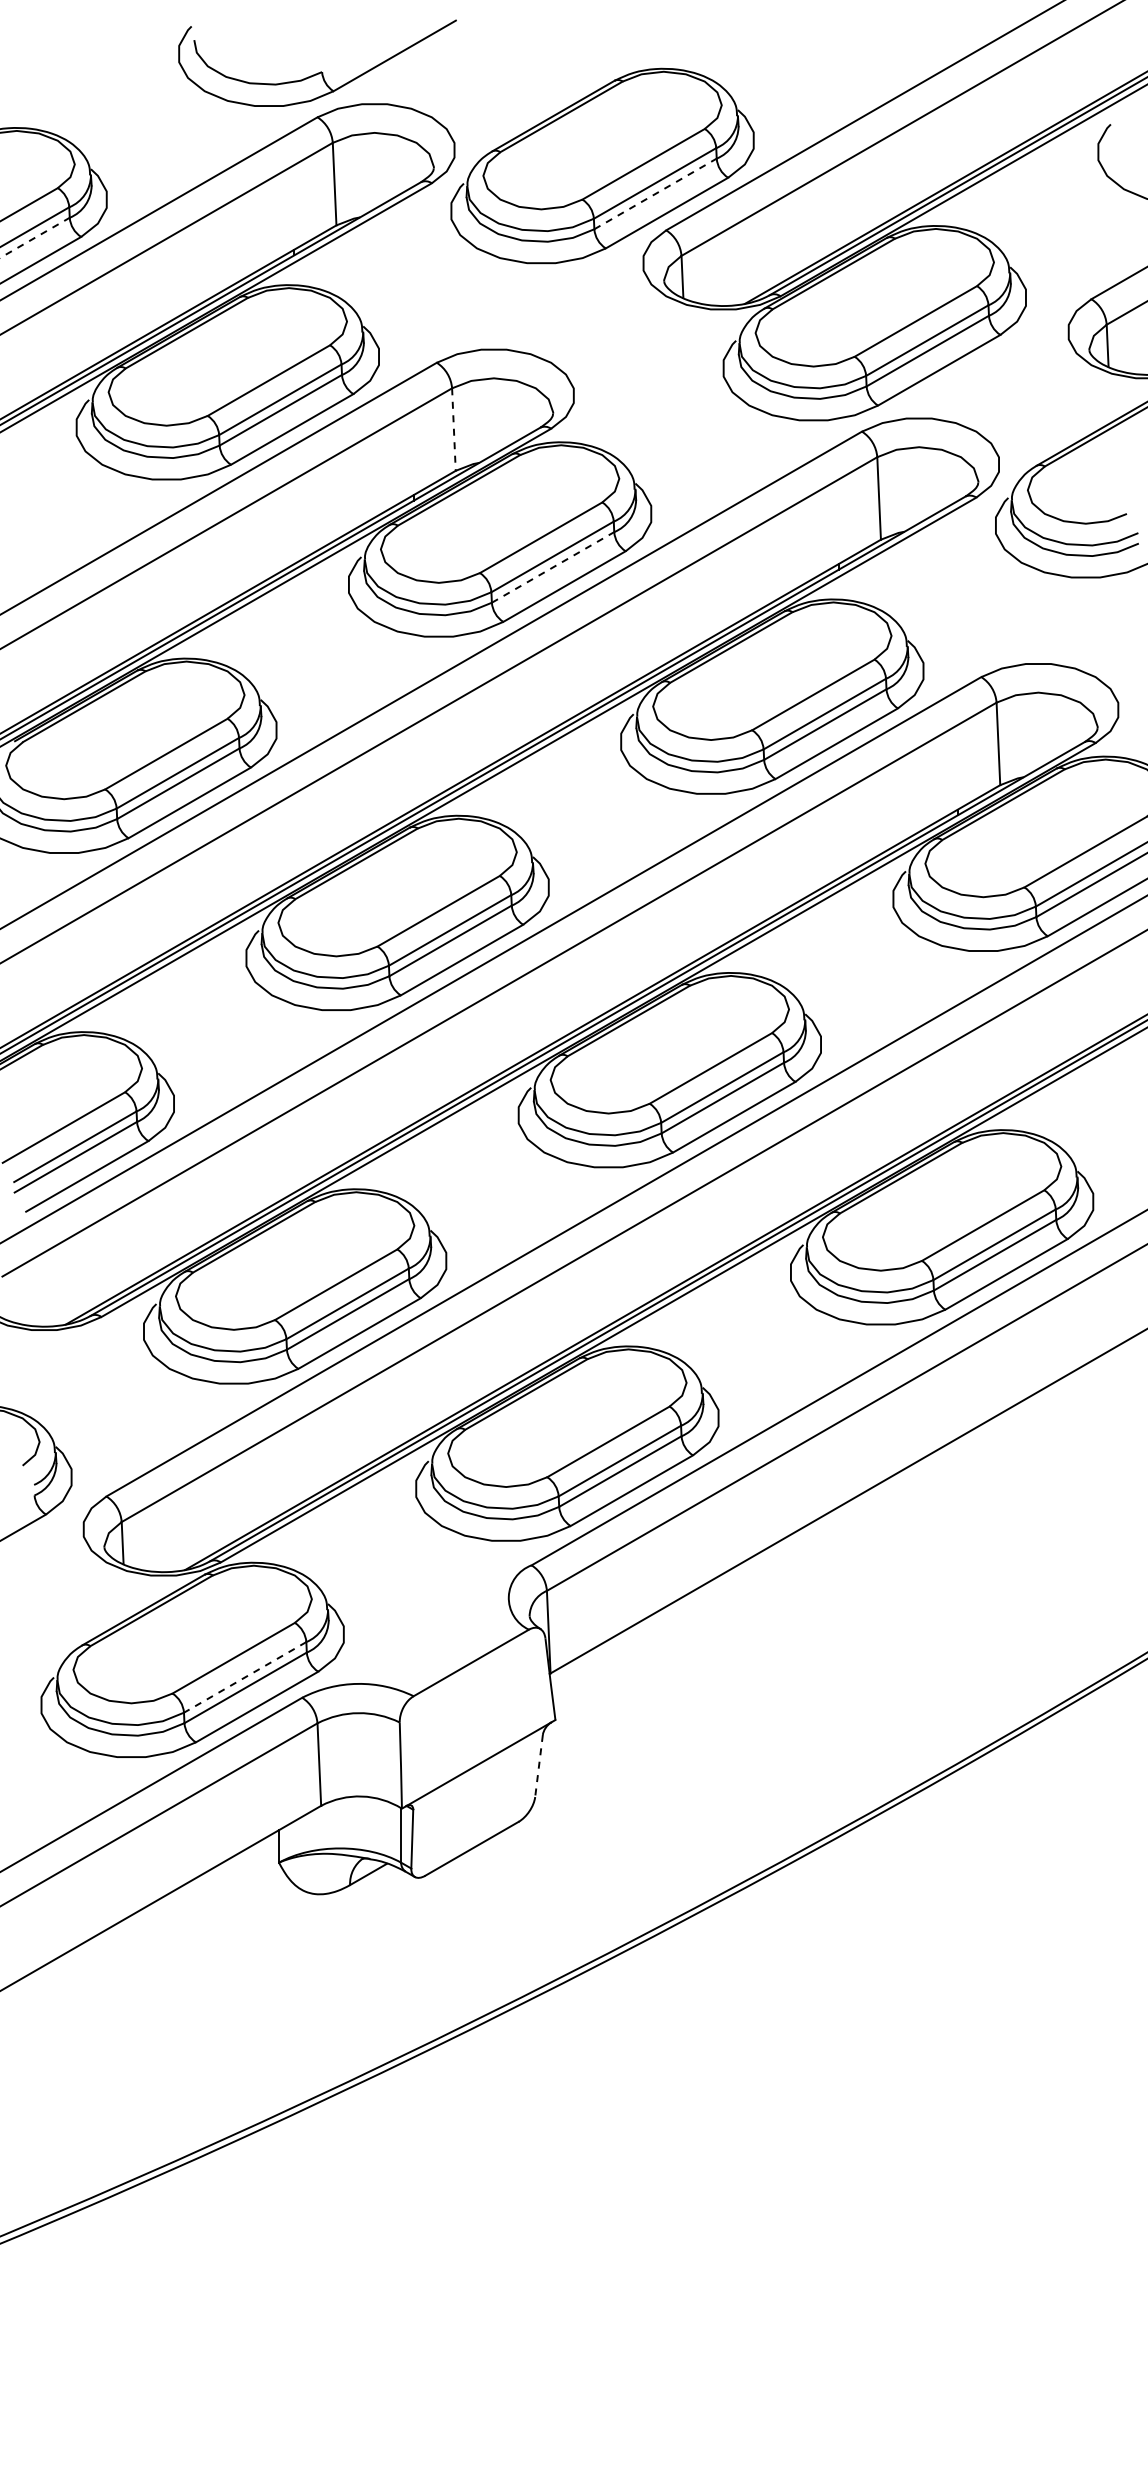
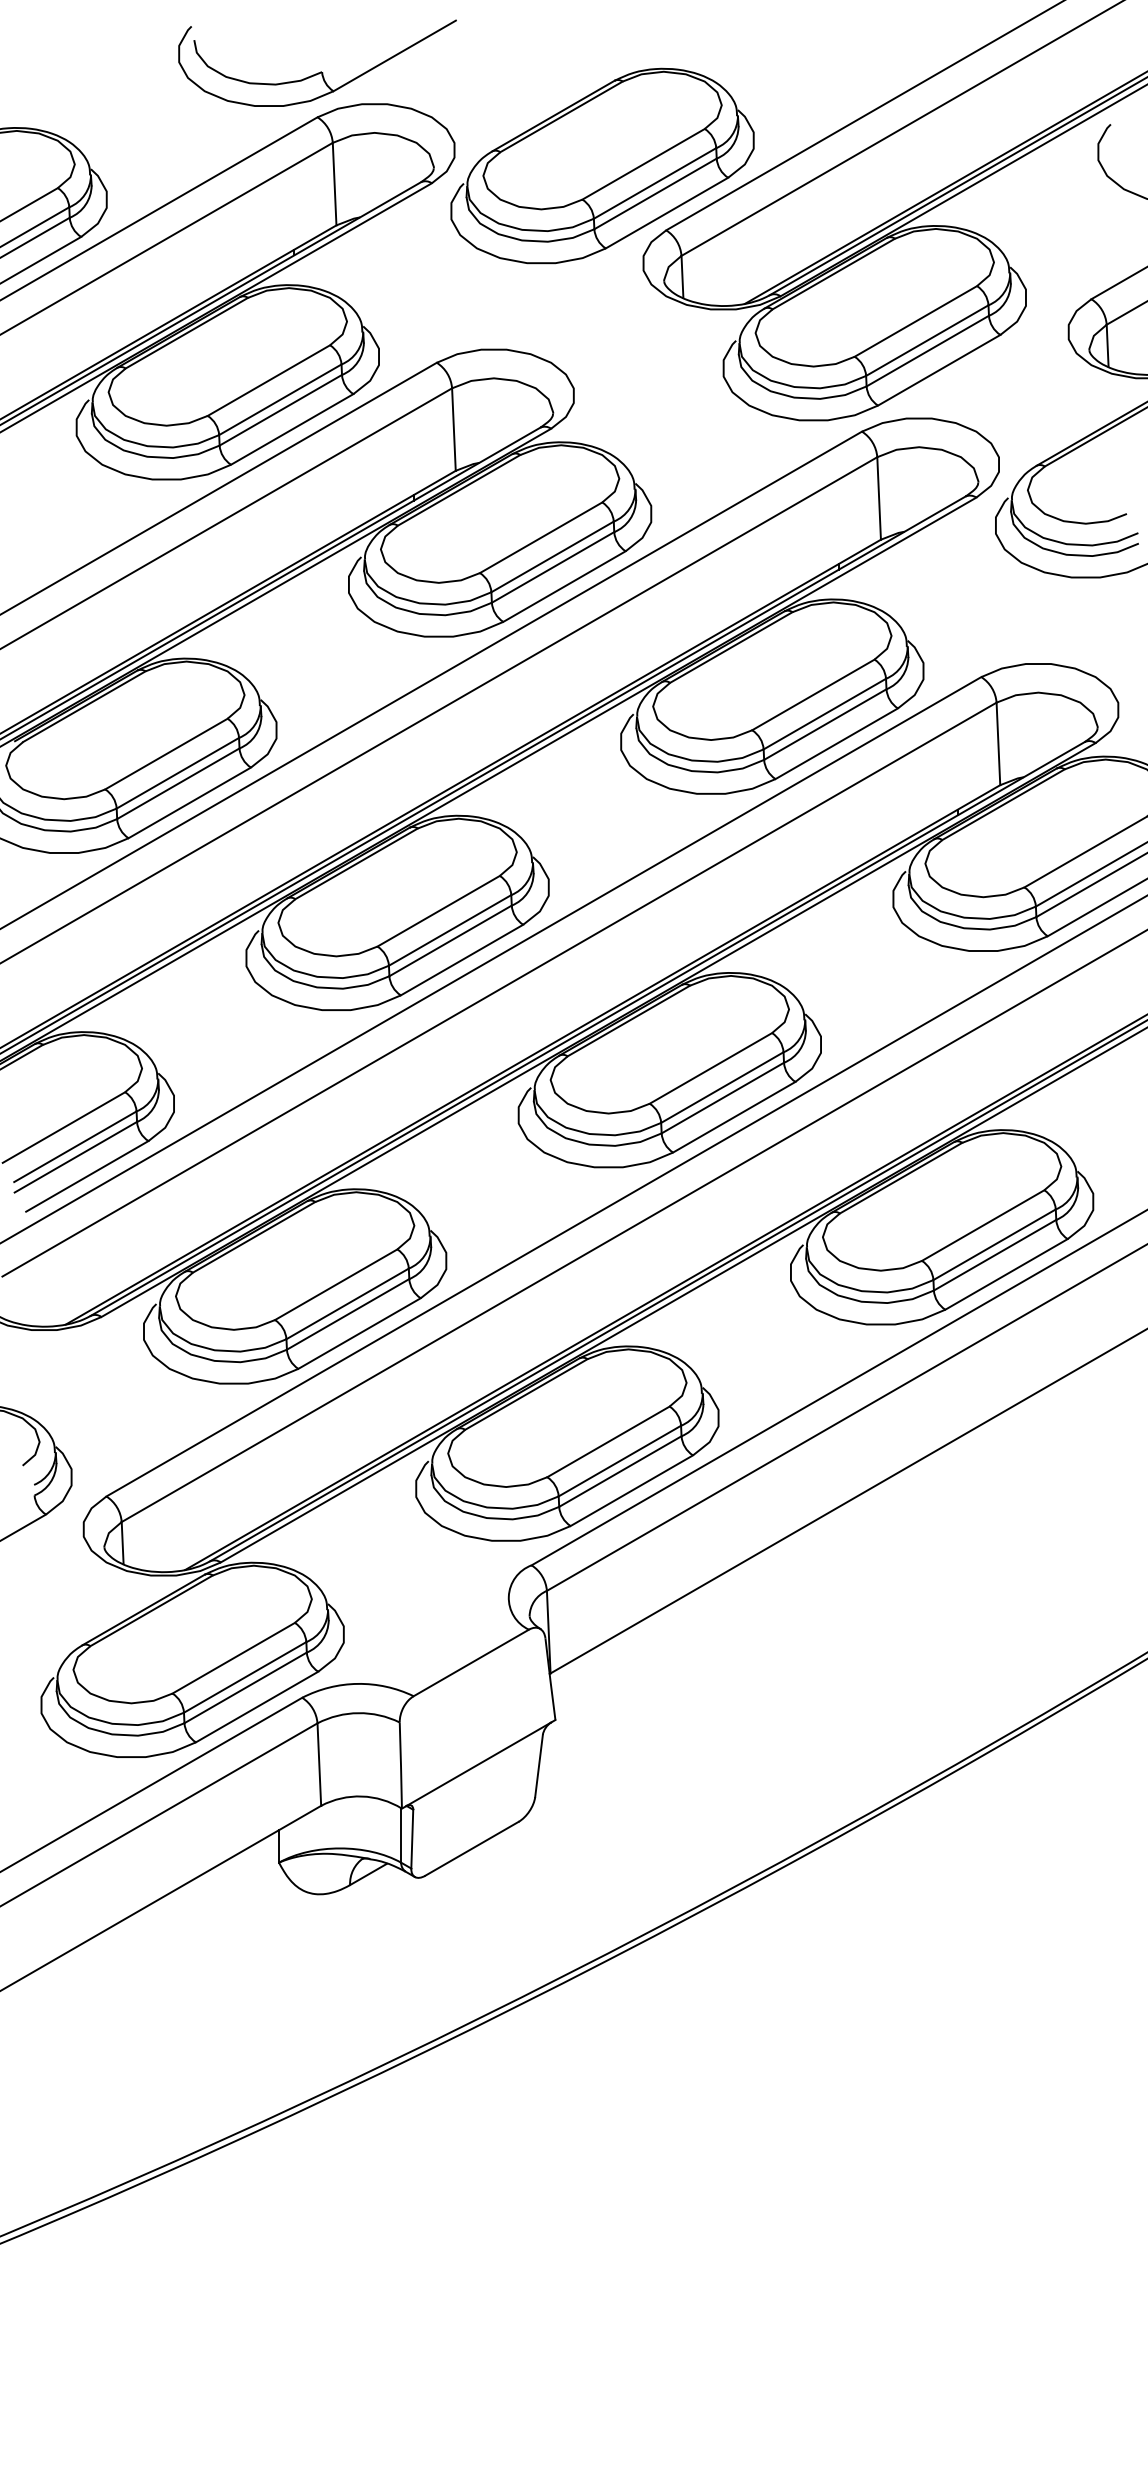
line: dashed -> solid (655, 193)
line: dashed -> solid (35, 237)
line: dashed -> solid (453, 430)
line: dashed -> solid (553, 567)
line: dashed -> solid (245, 1677)
line: dashed -> solid (538, 1766)
